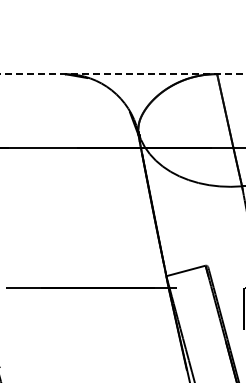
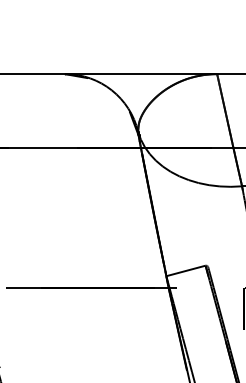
line: dashed -> solid (123, 74)
